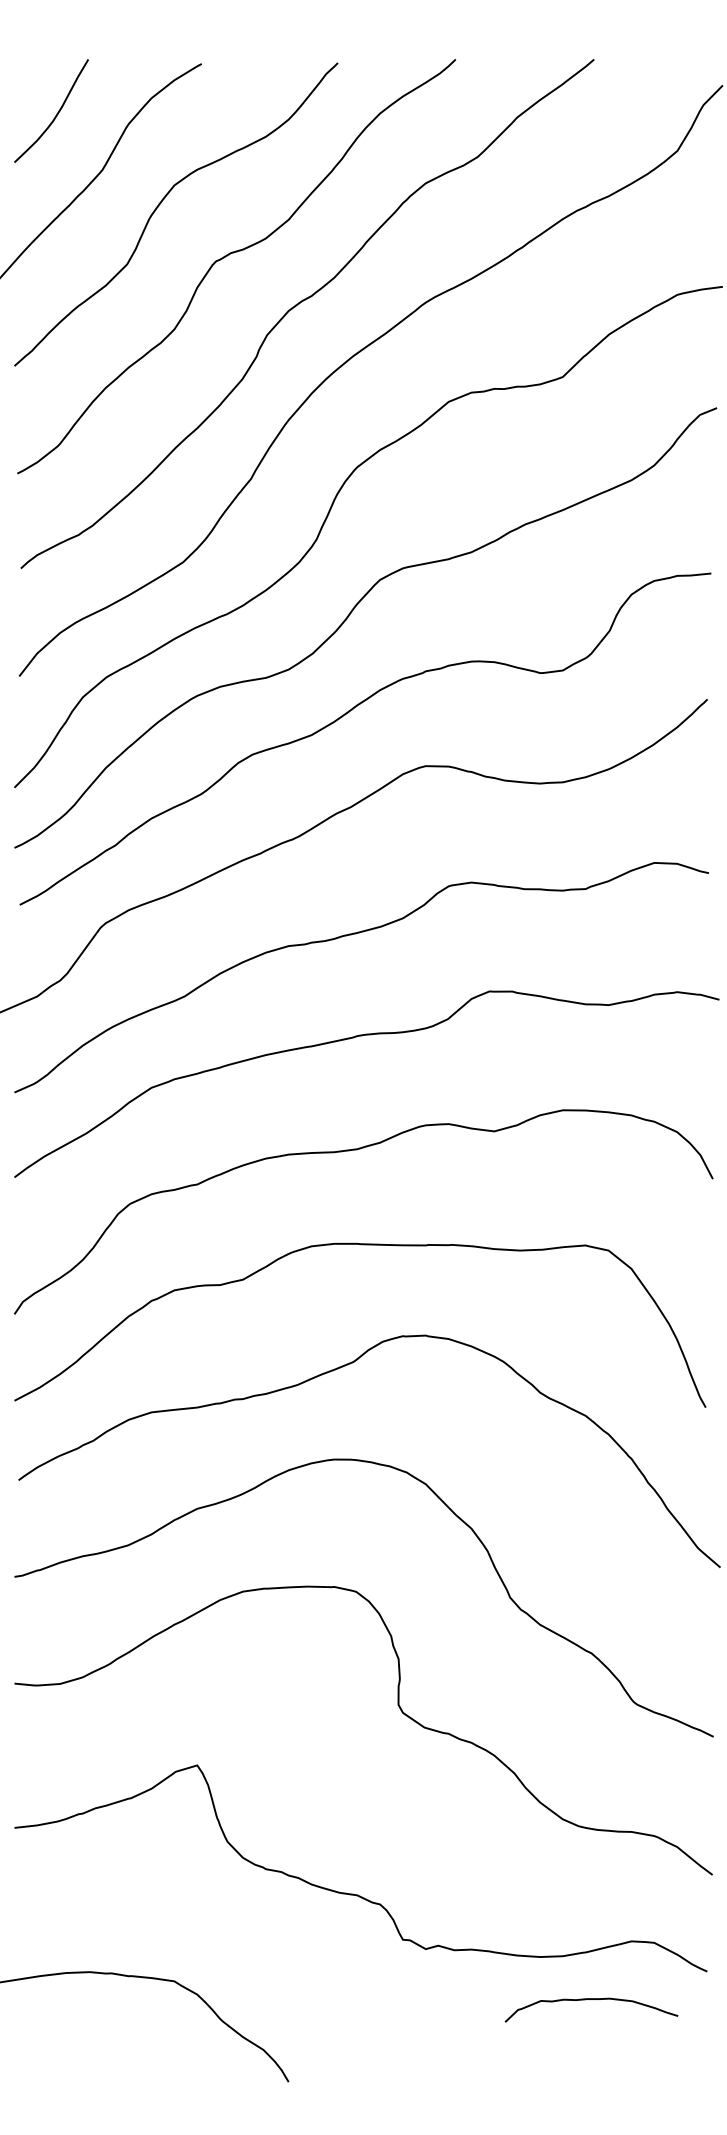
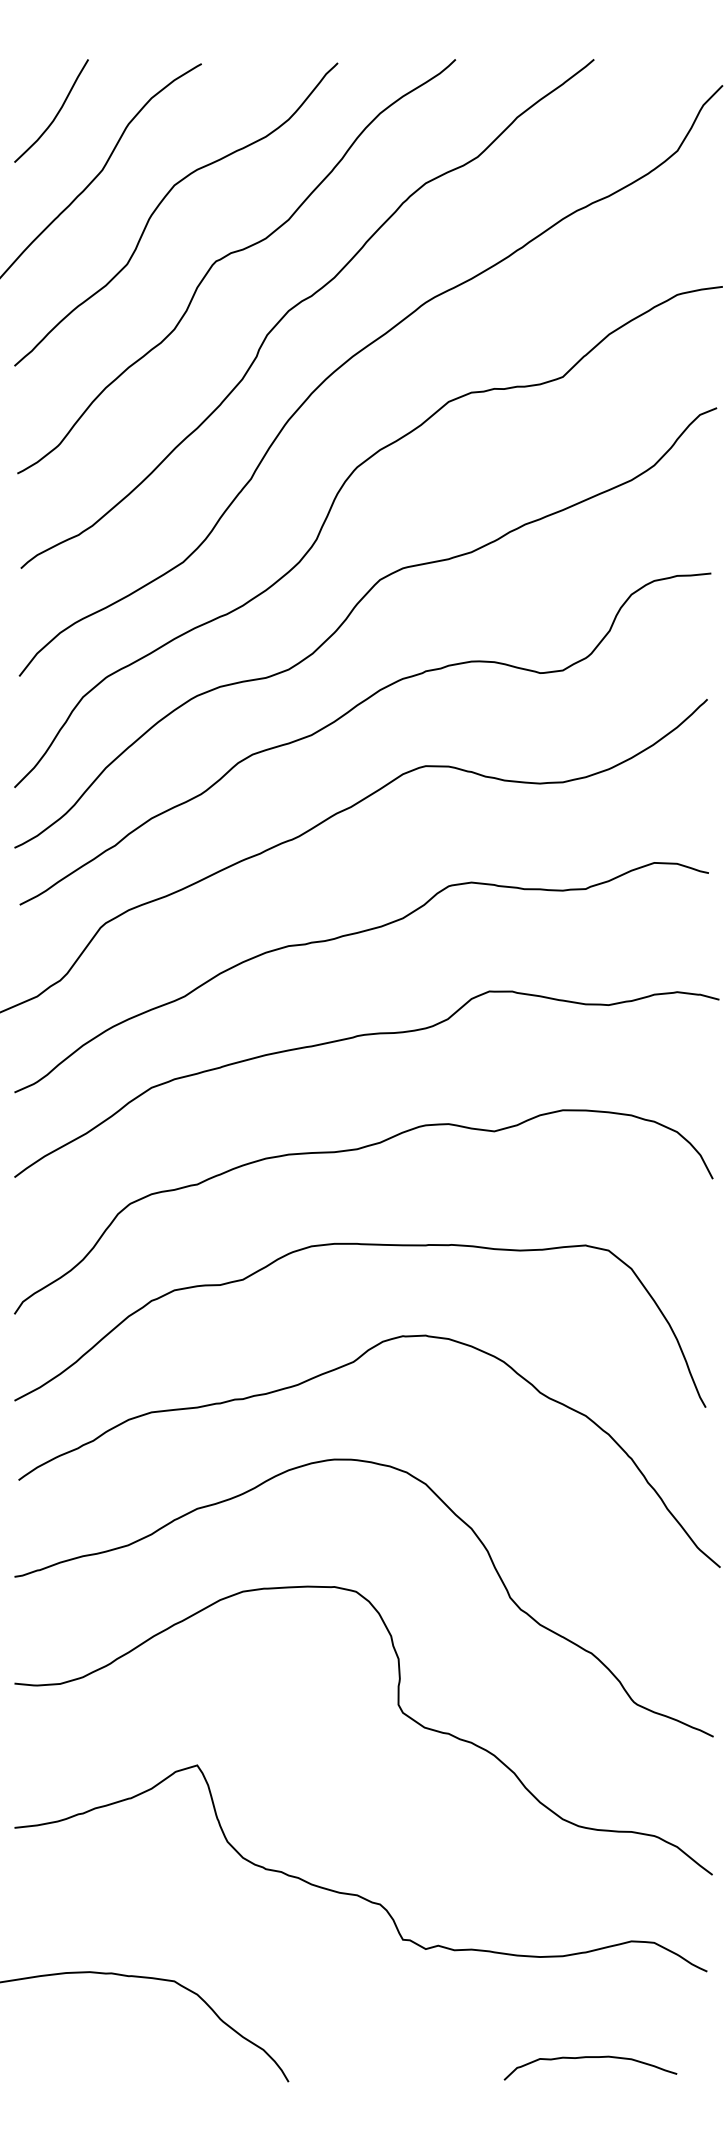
curve position: (591, 1999) -> (590, 2057) (590, 2057)
